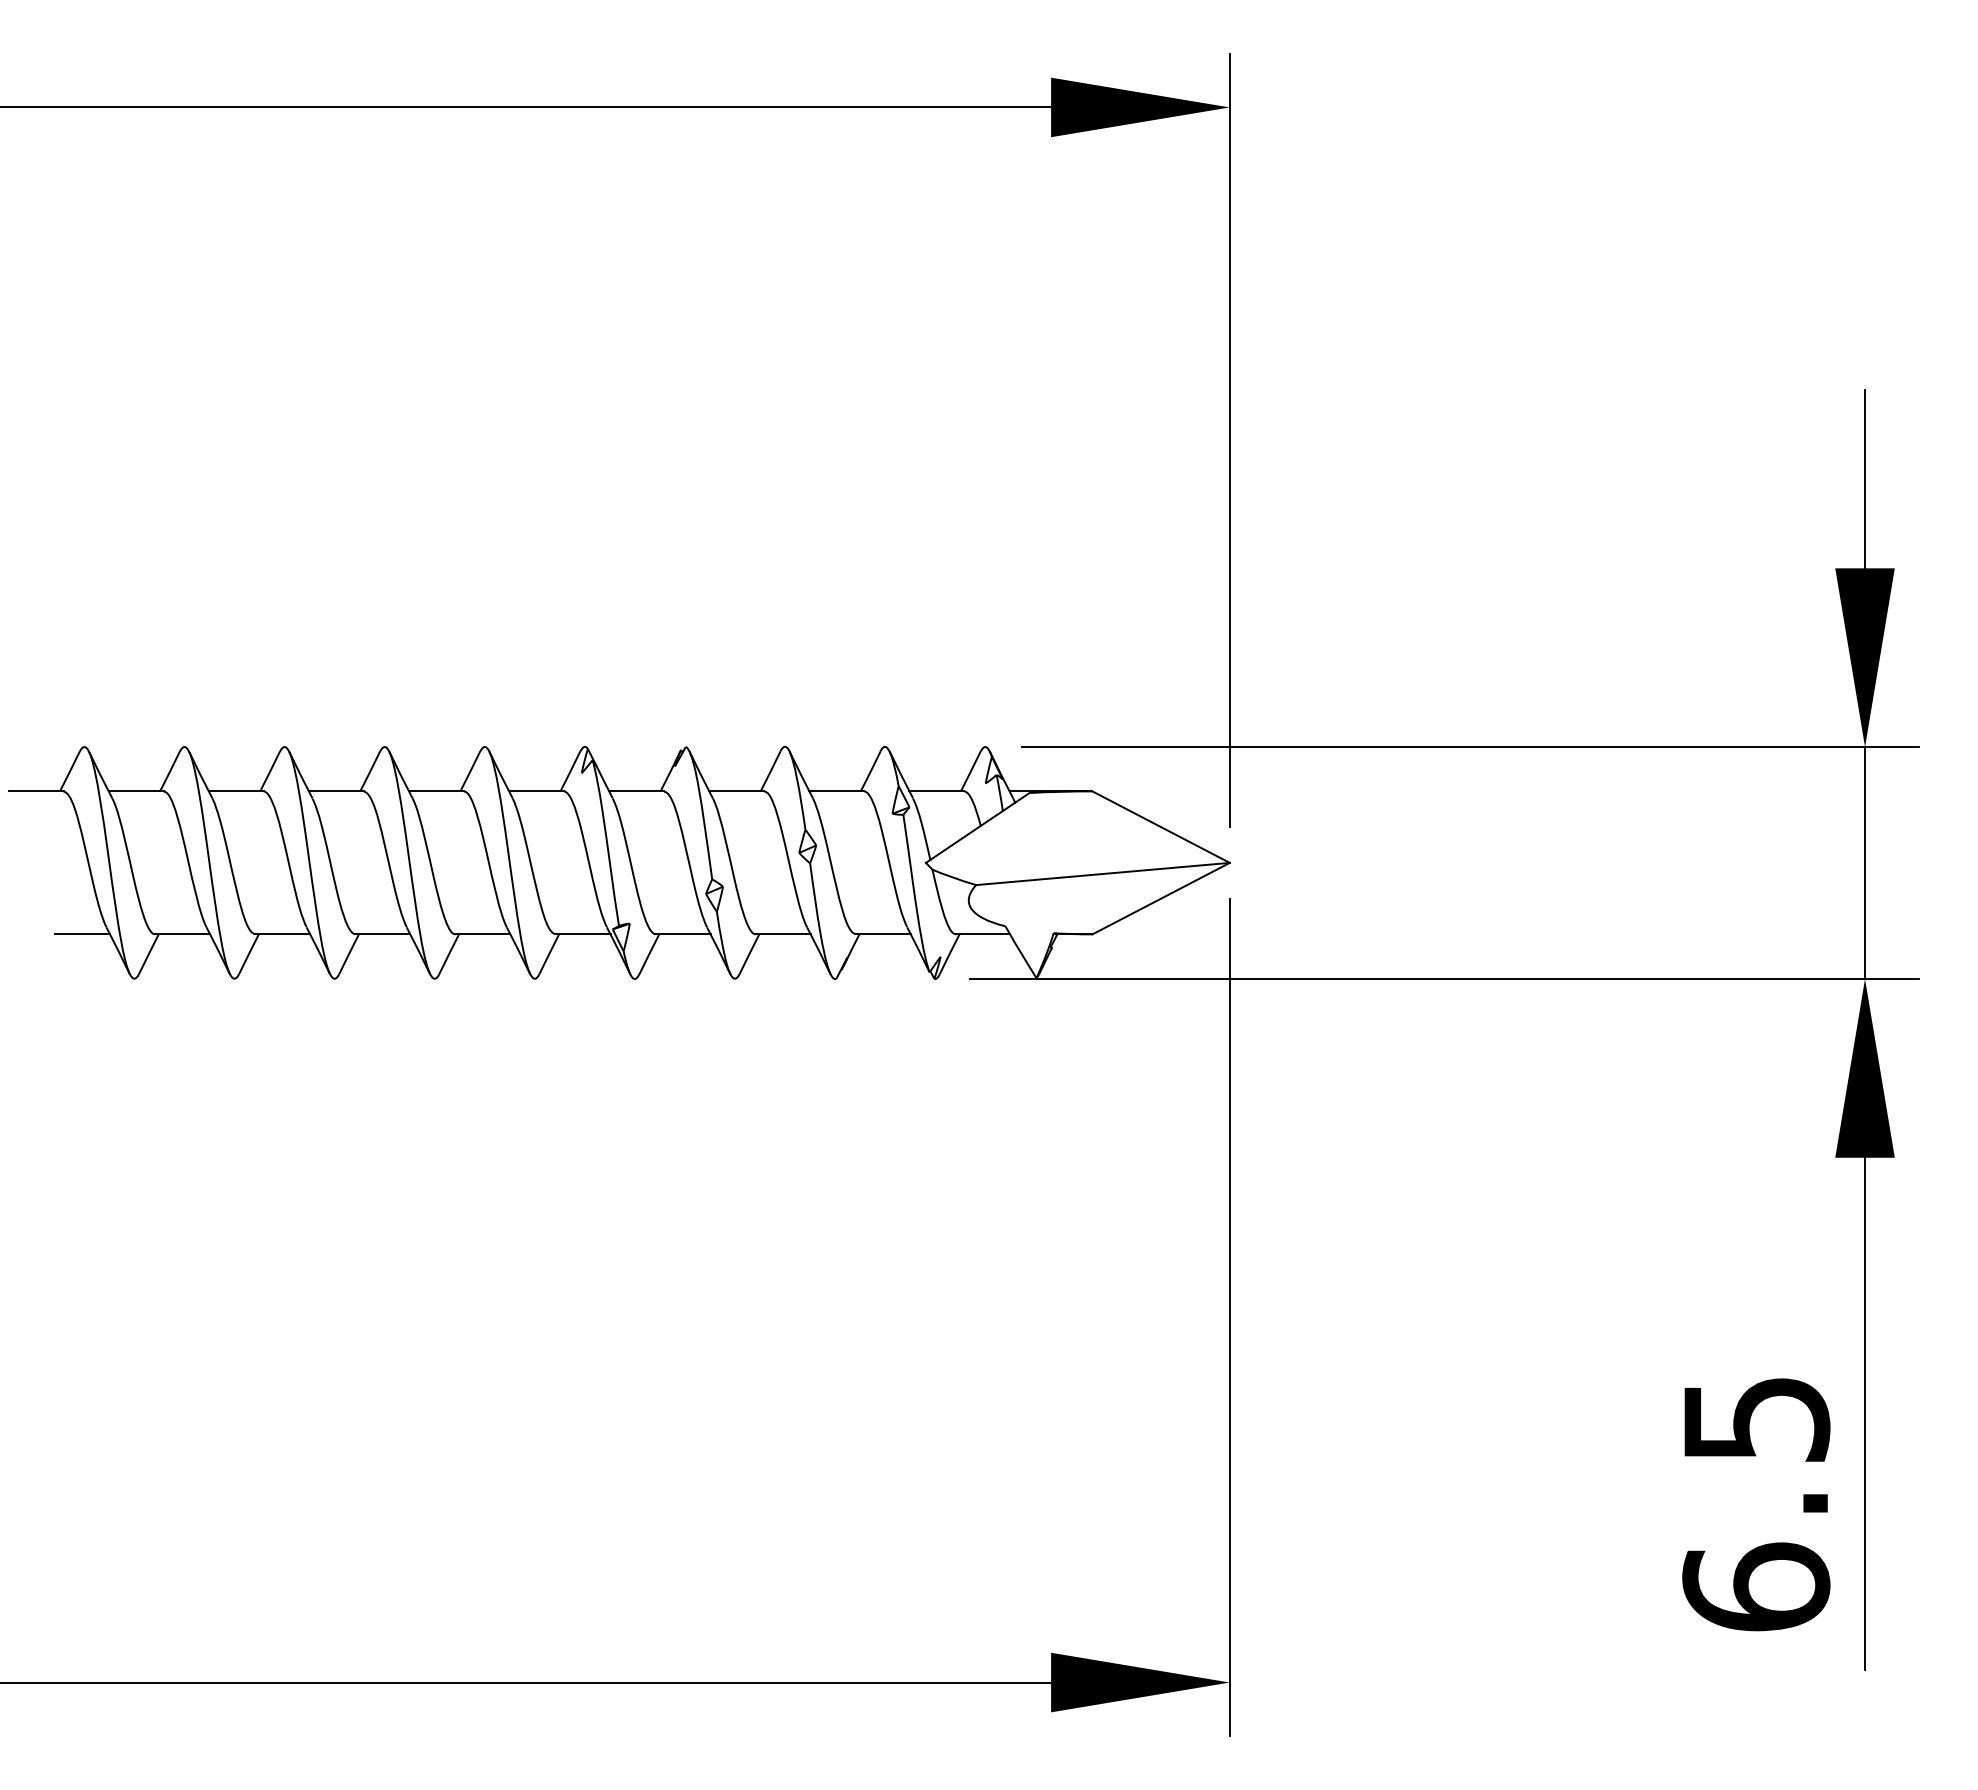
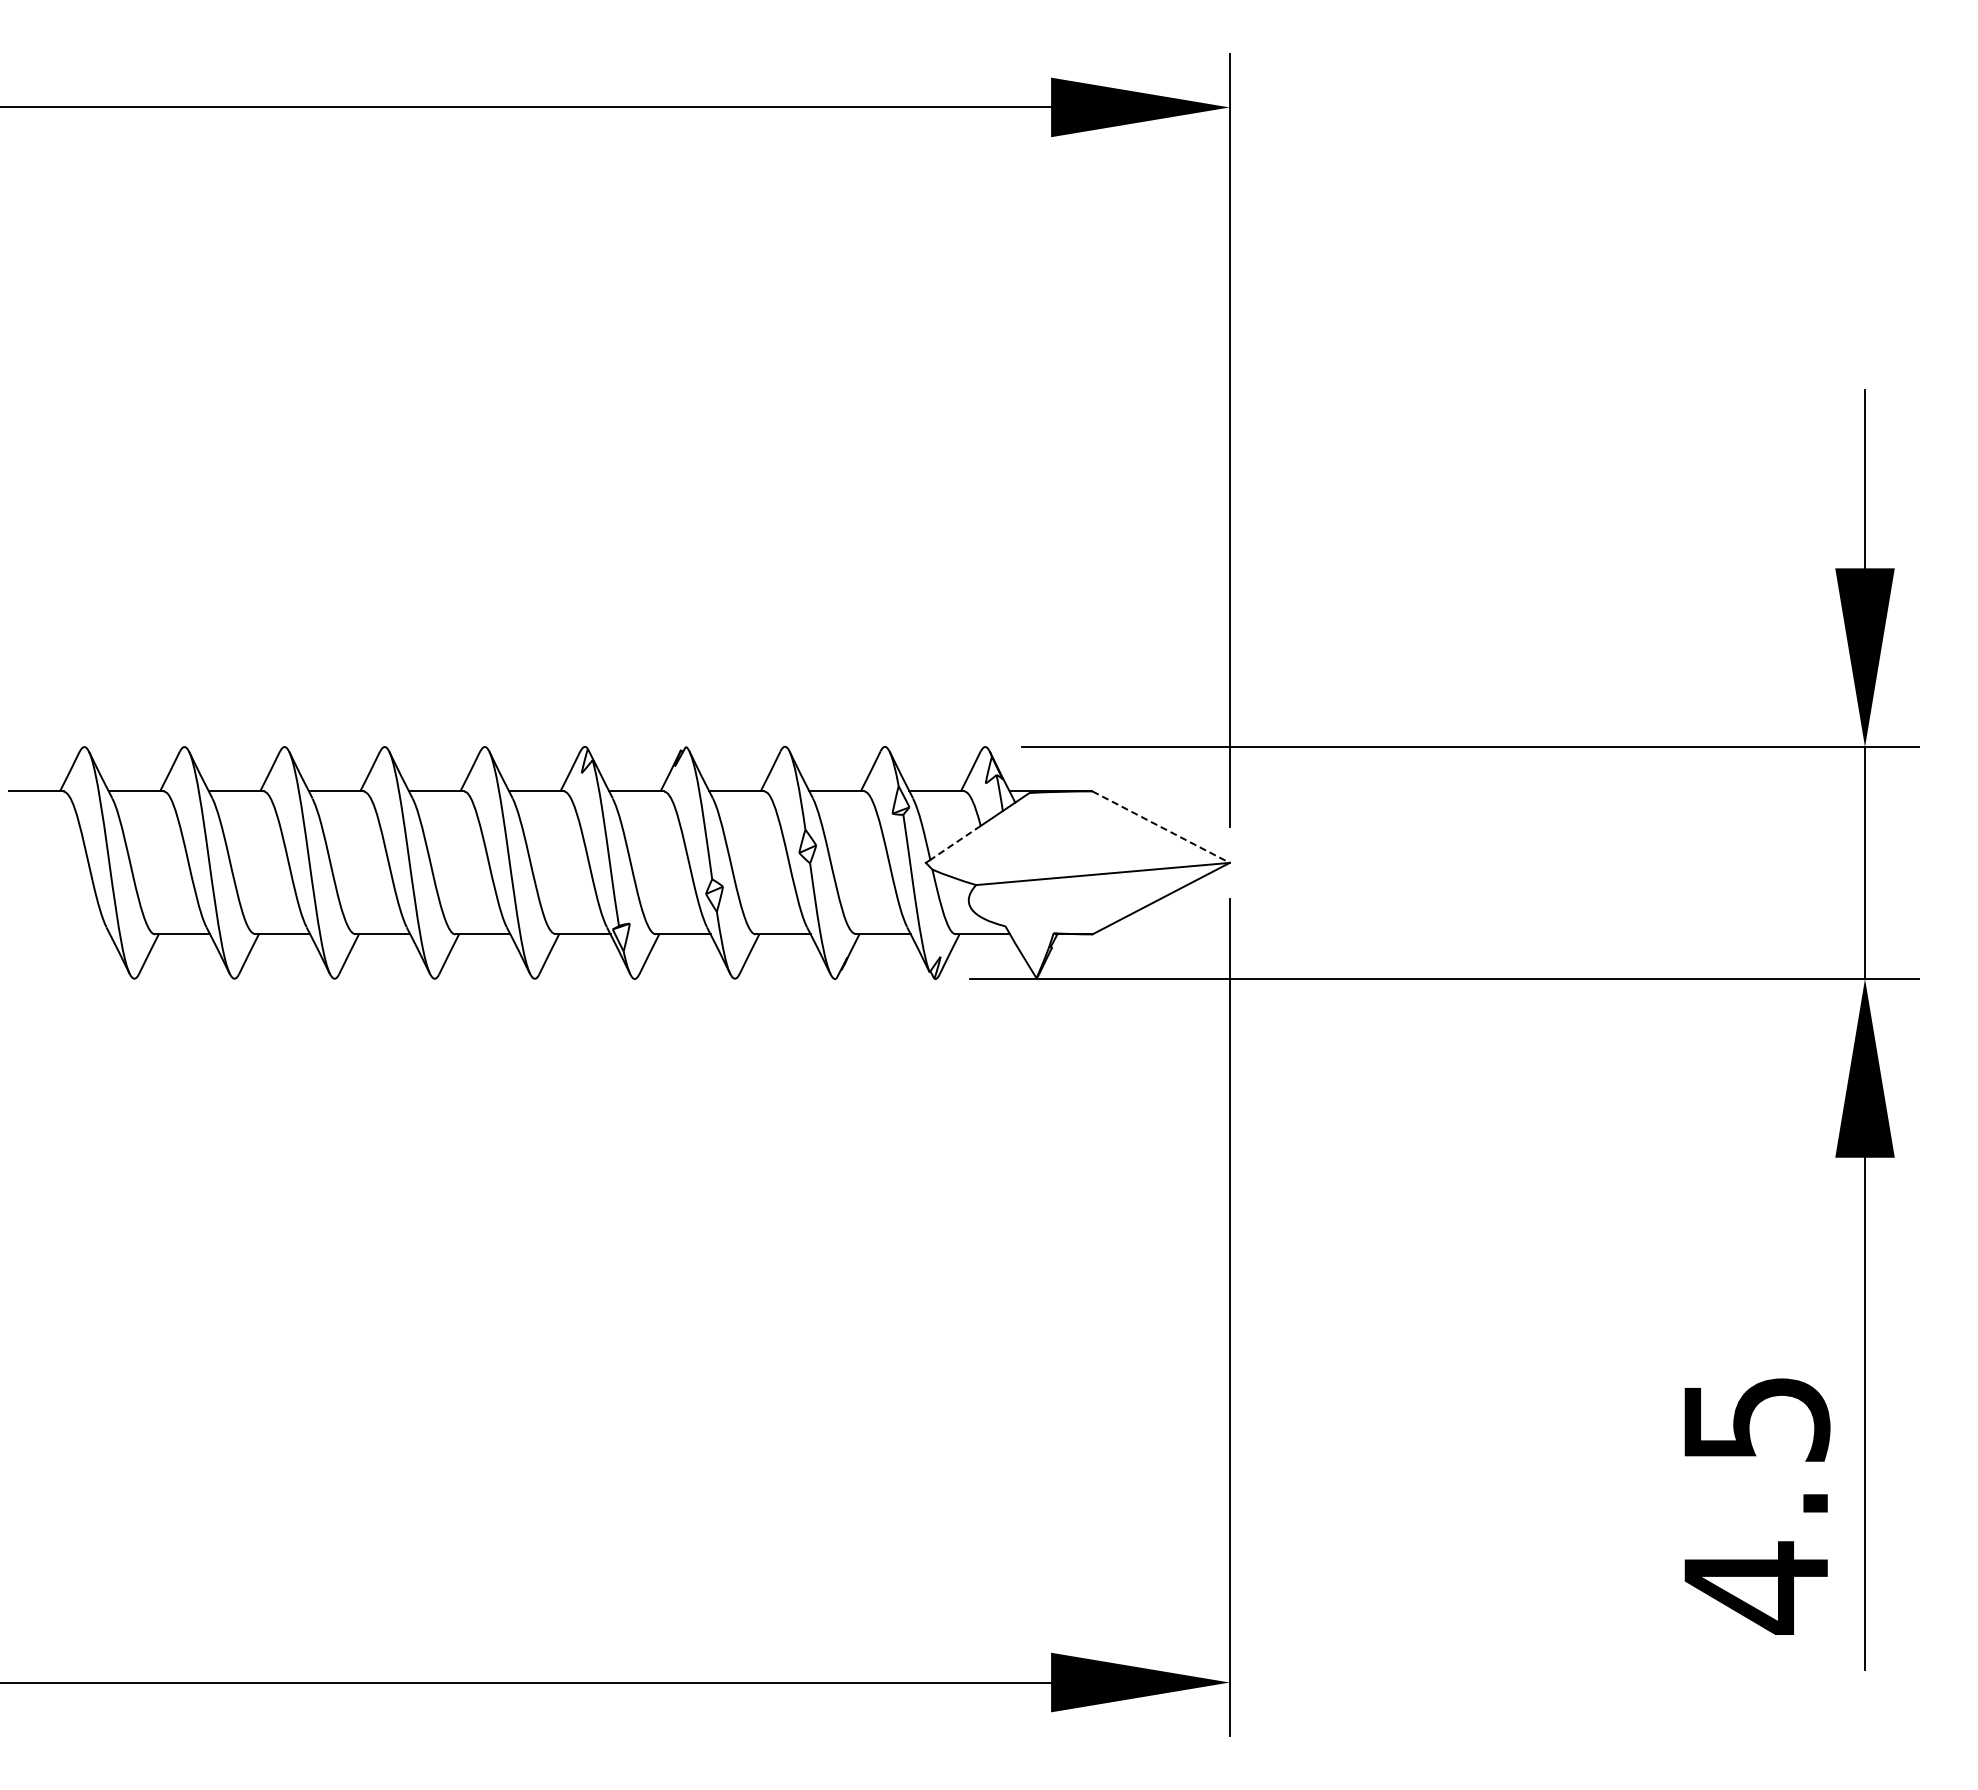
line: solid -> dashed (1161, 827)
line: solid -> dashed (955, 843)
line: present -> none (82, 934)
text: 6.5 -> 4.5 (1756, 1587)
